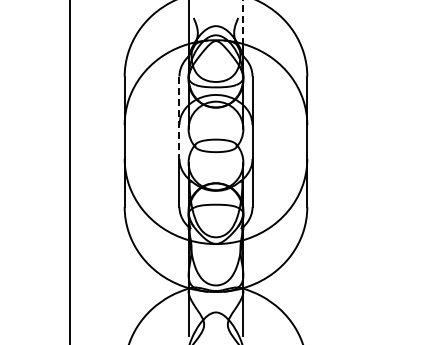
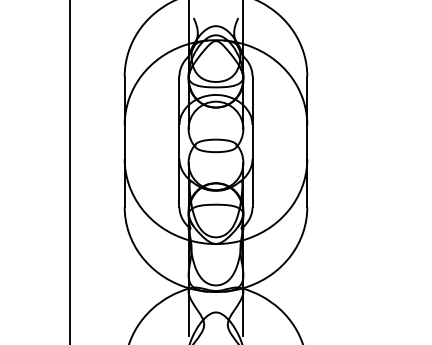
line: dashed -> solid (243, 21)
line: dashed -> solid (179, 118)
